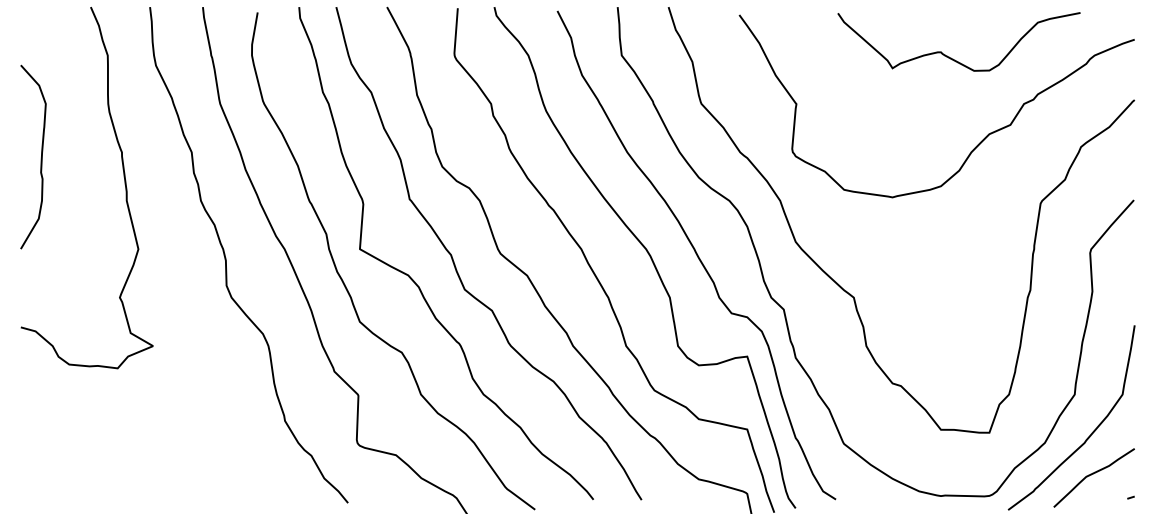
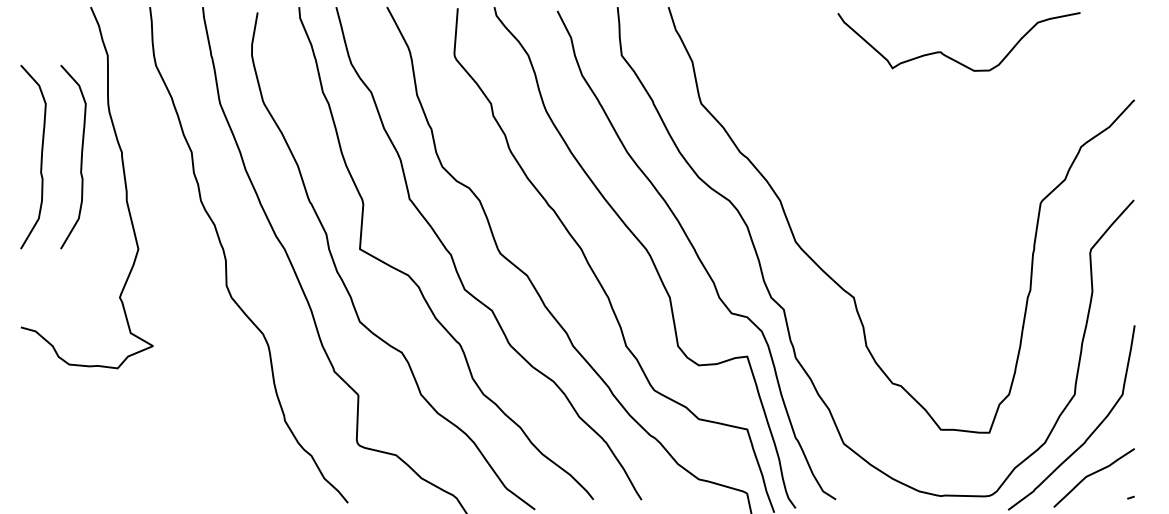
curve: present -> none (976, 145)
curve: none -> present (80, 158)
